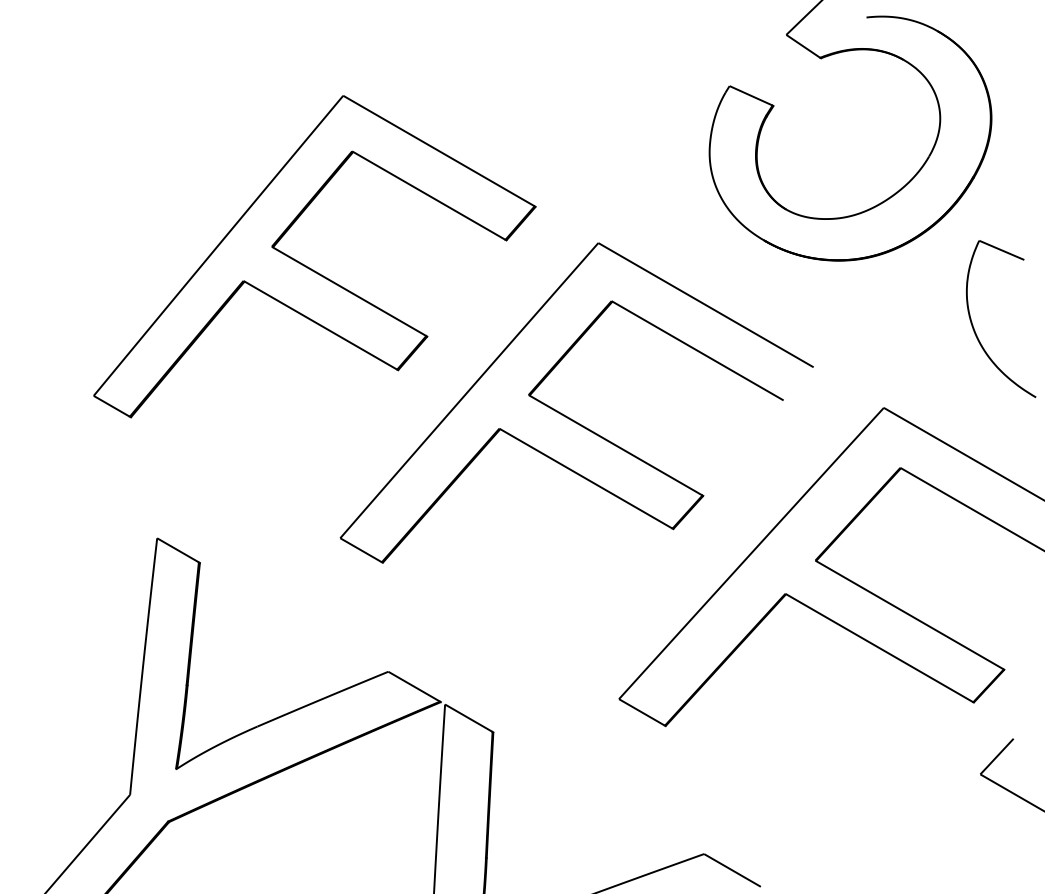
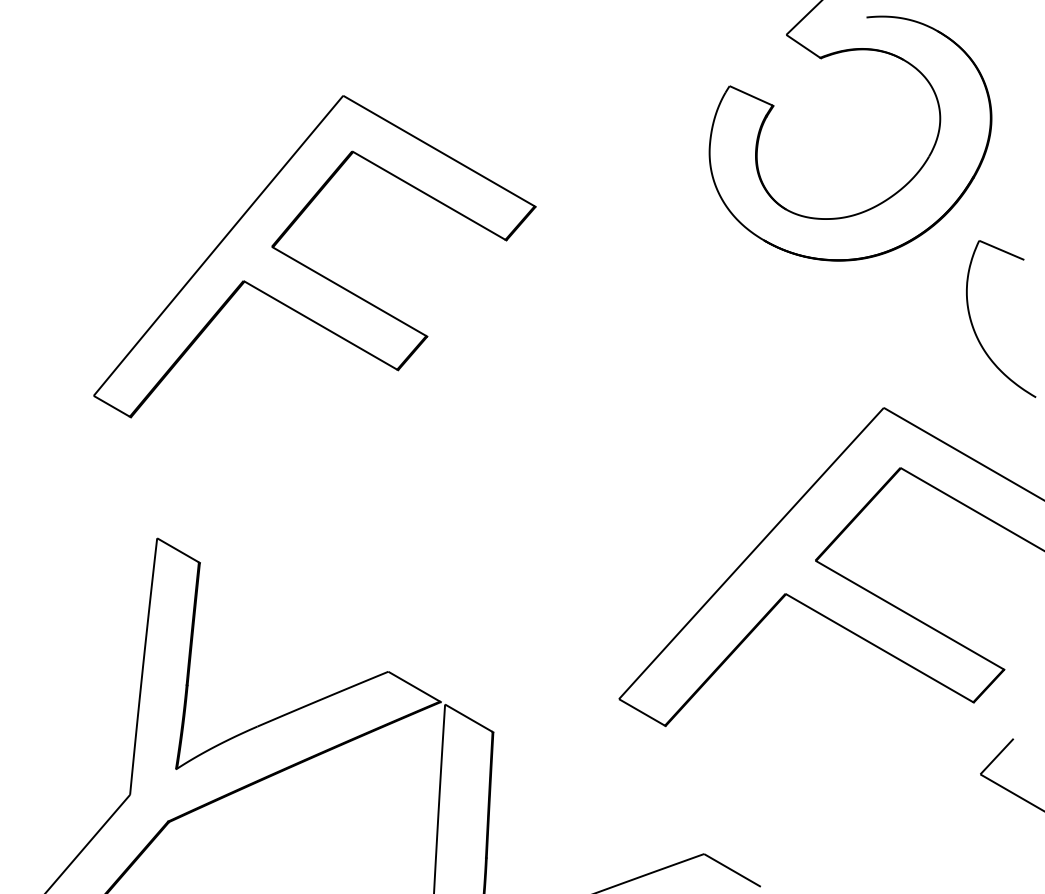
part: present -> none (566, 415)
